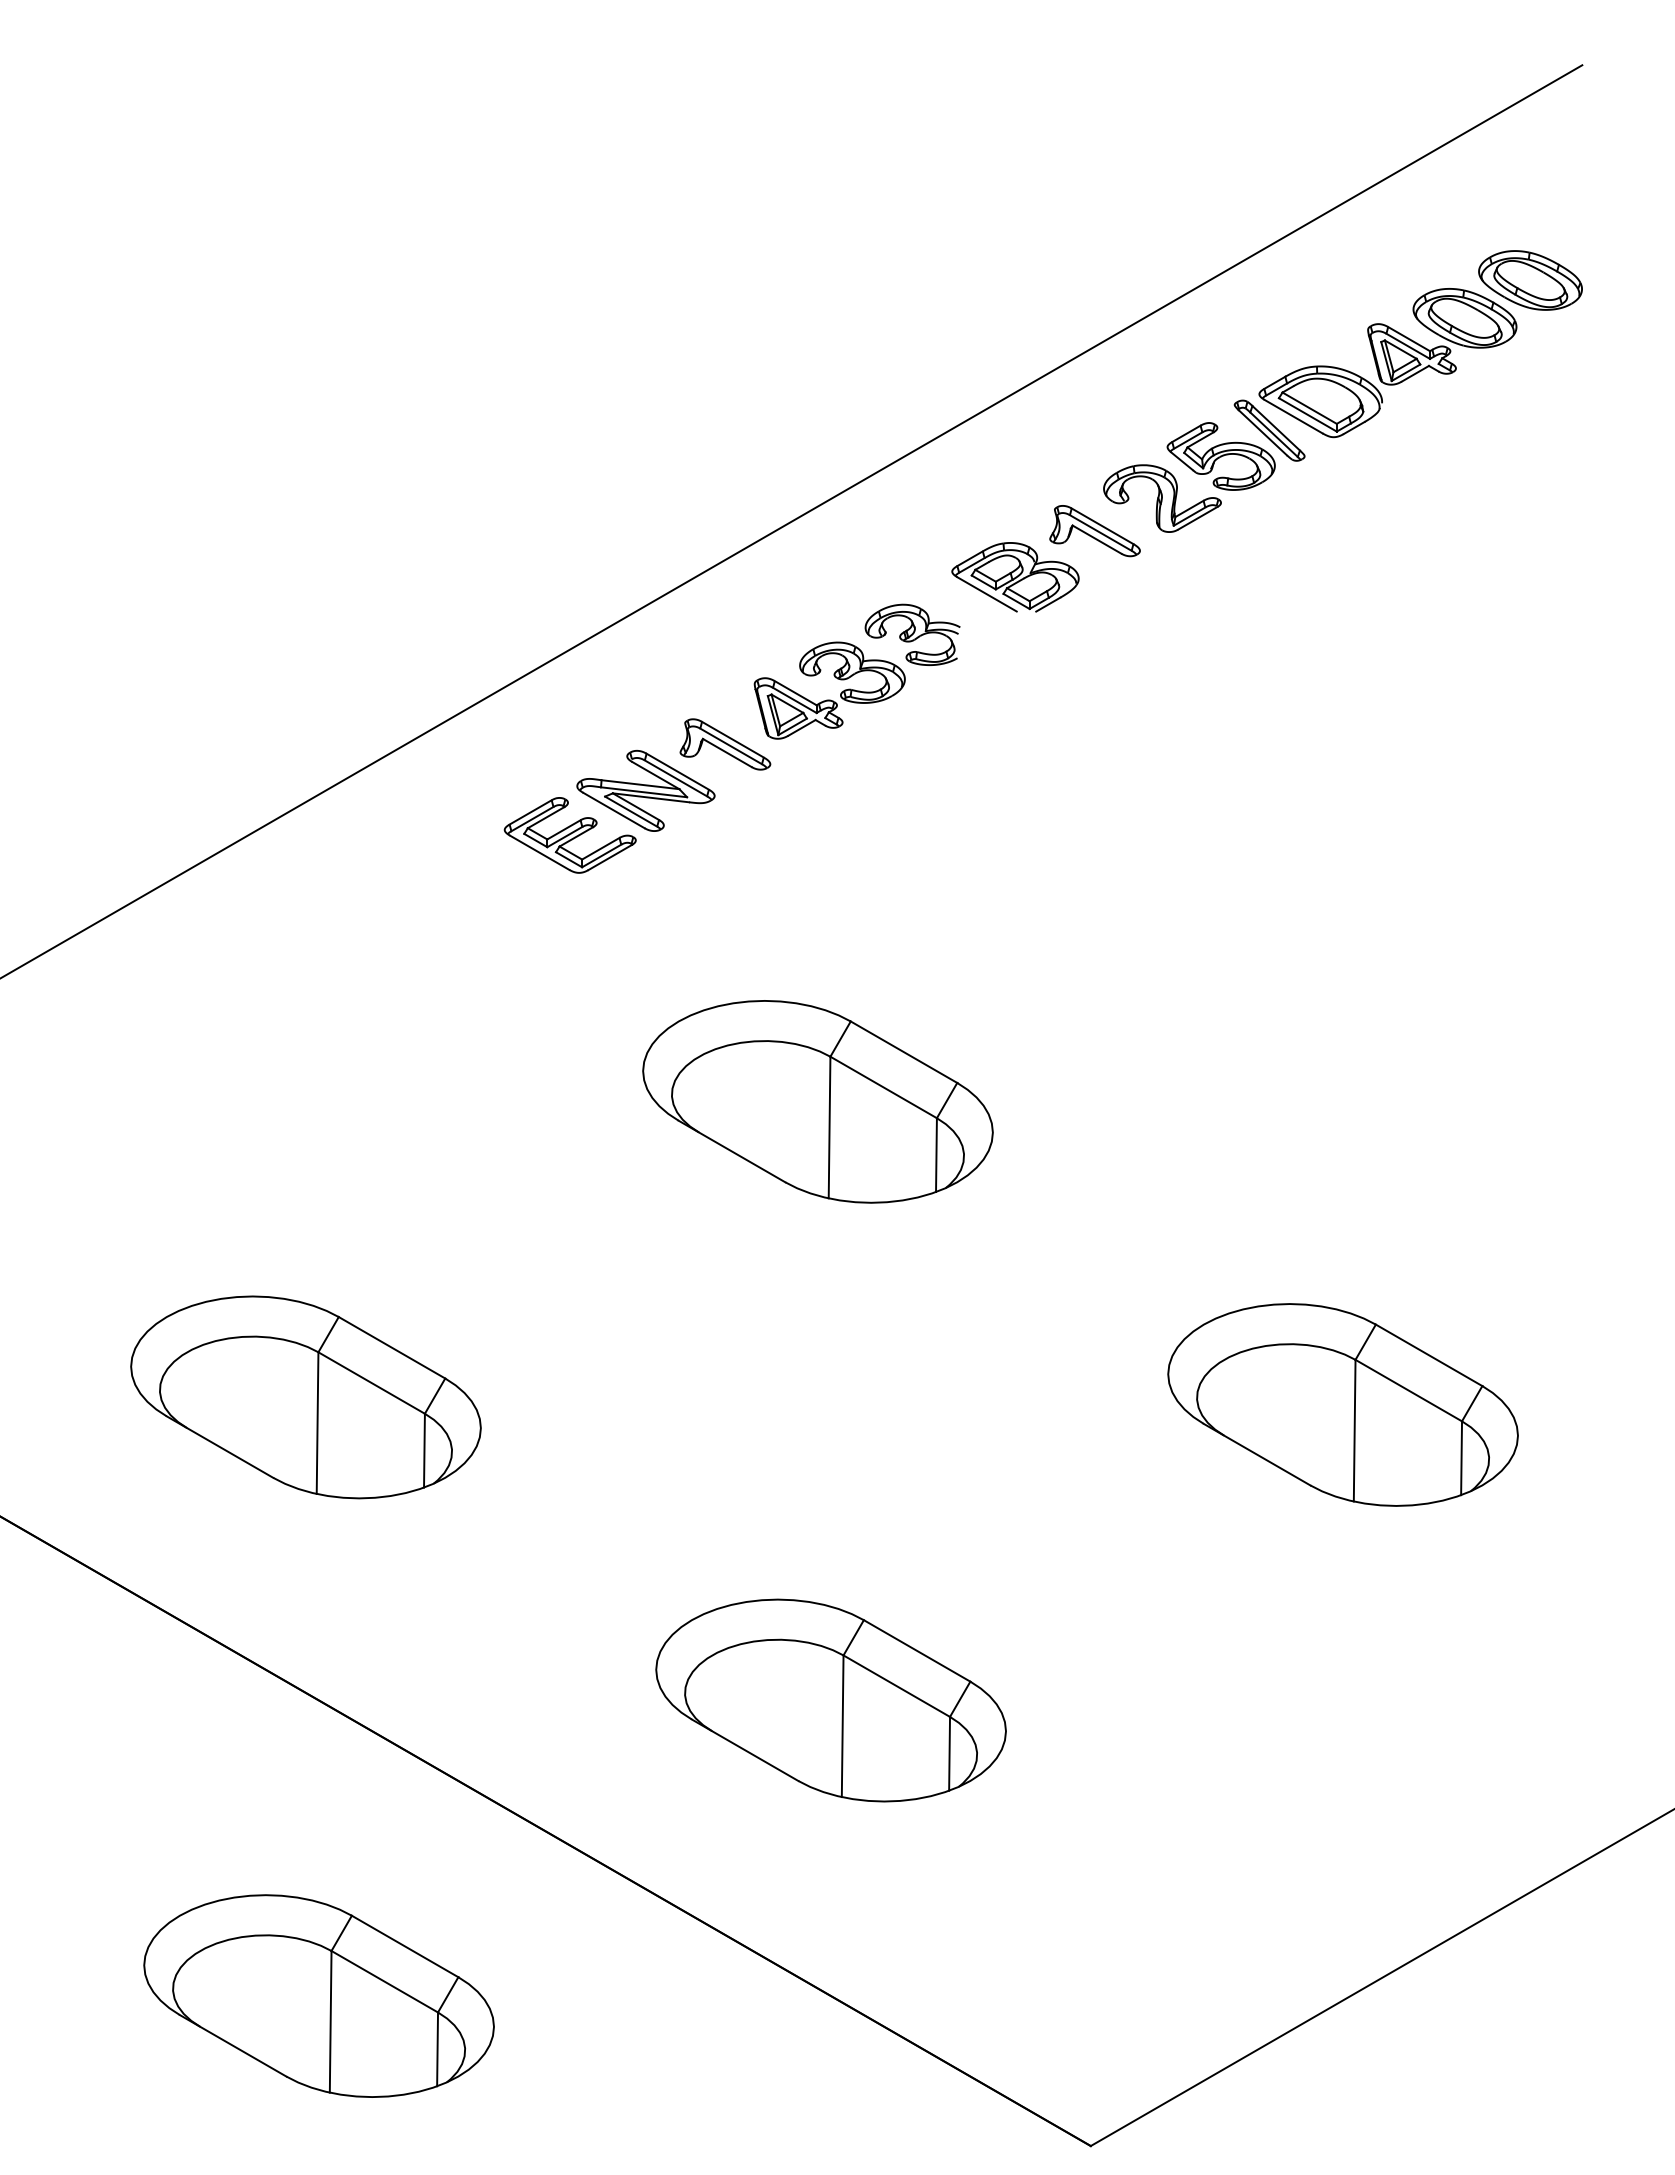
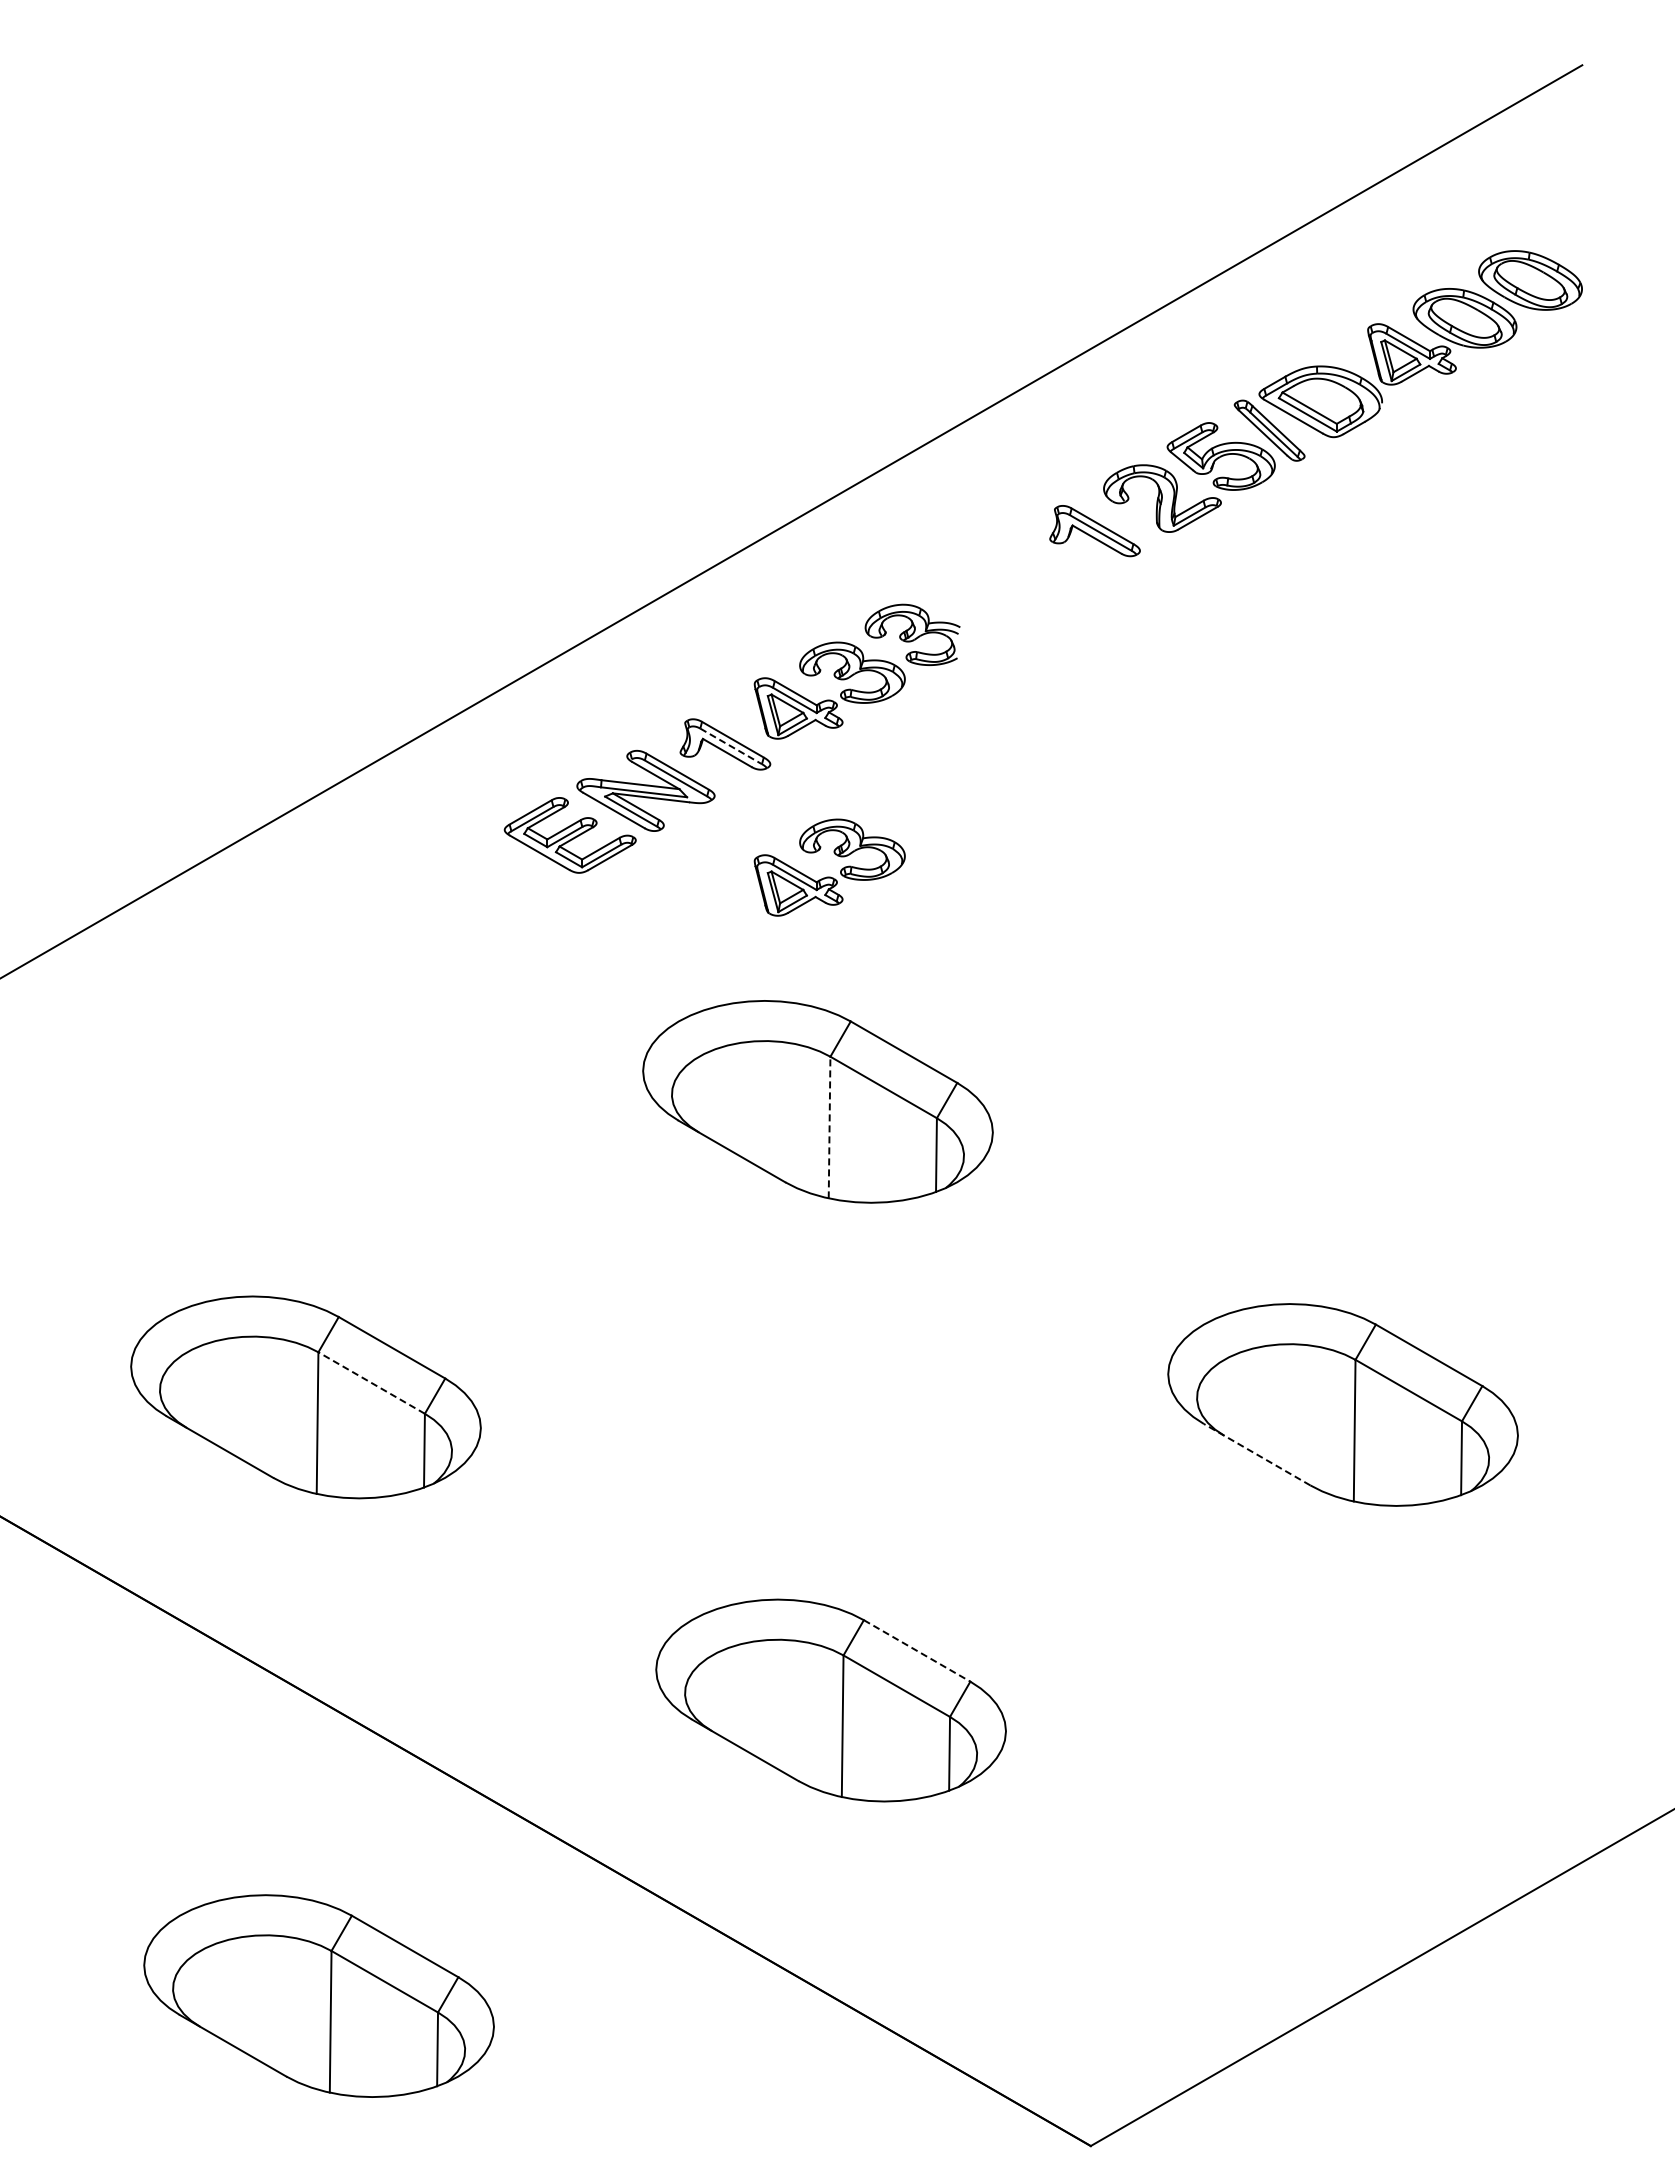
part: present -> none (1015, 577)
line: solid -> dashed (731, 746)
part: none -> present (829, 876)
line: solid -> dashed (829, 1127)
line: solid -> dashed (371, 1382)
line: solid -> dashed (1256, 1454)
line: solid -> dashed (917, 1651)
